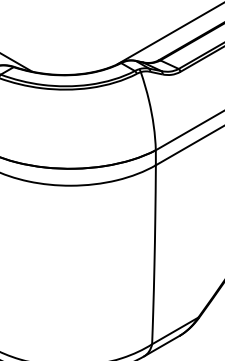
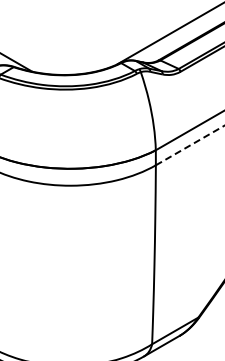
line: solid -> dashed (190, 145)
